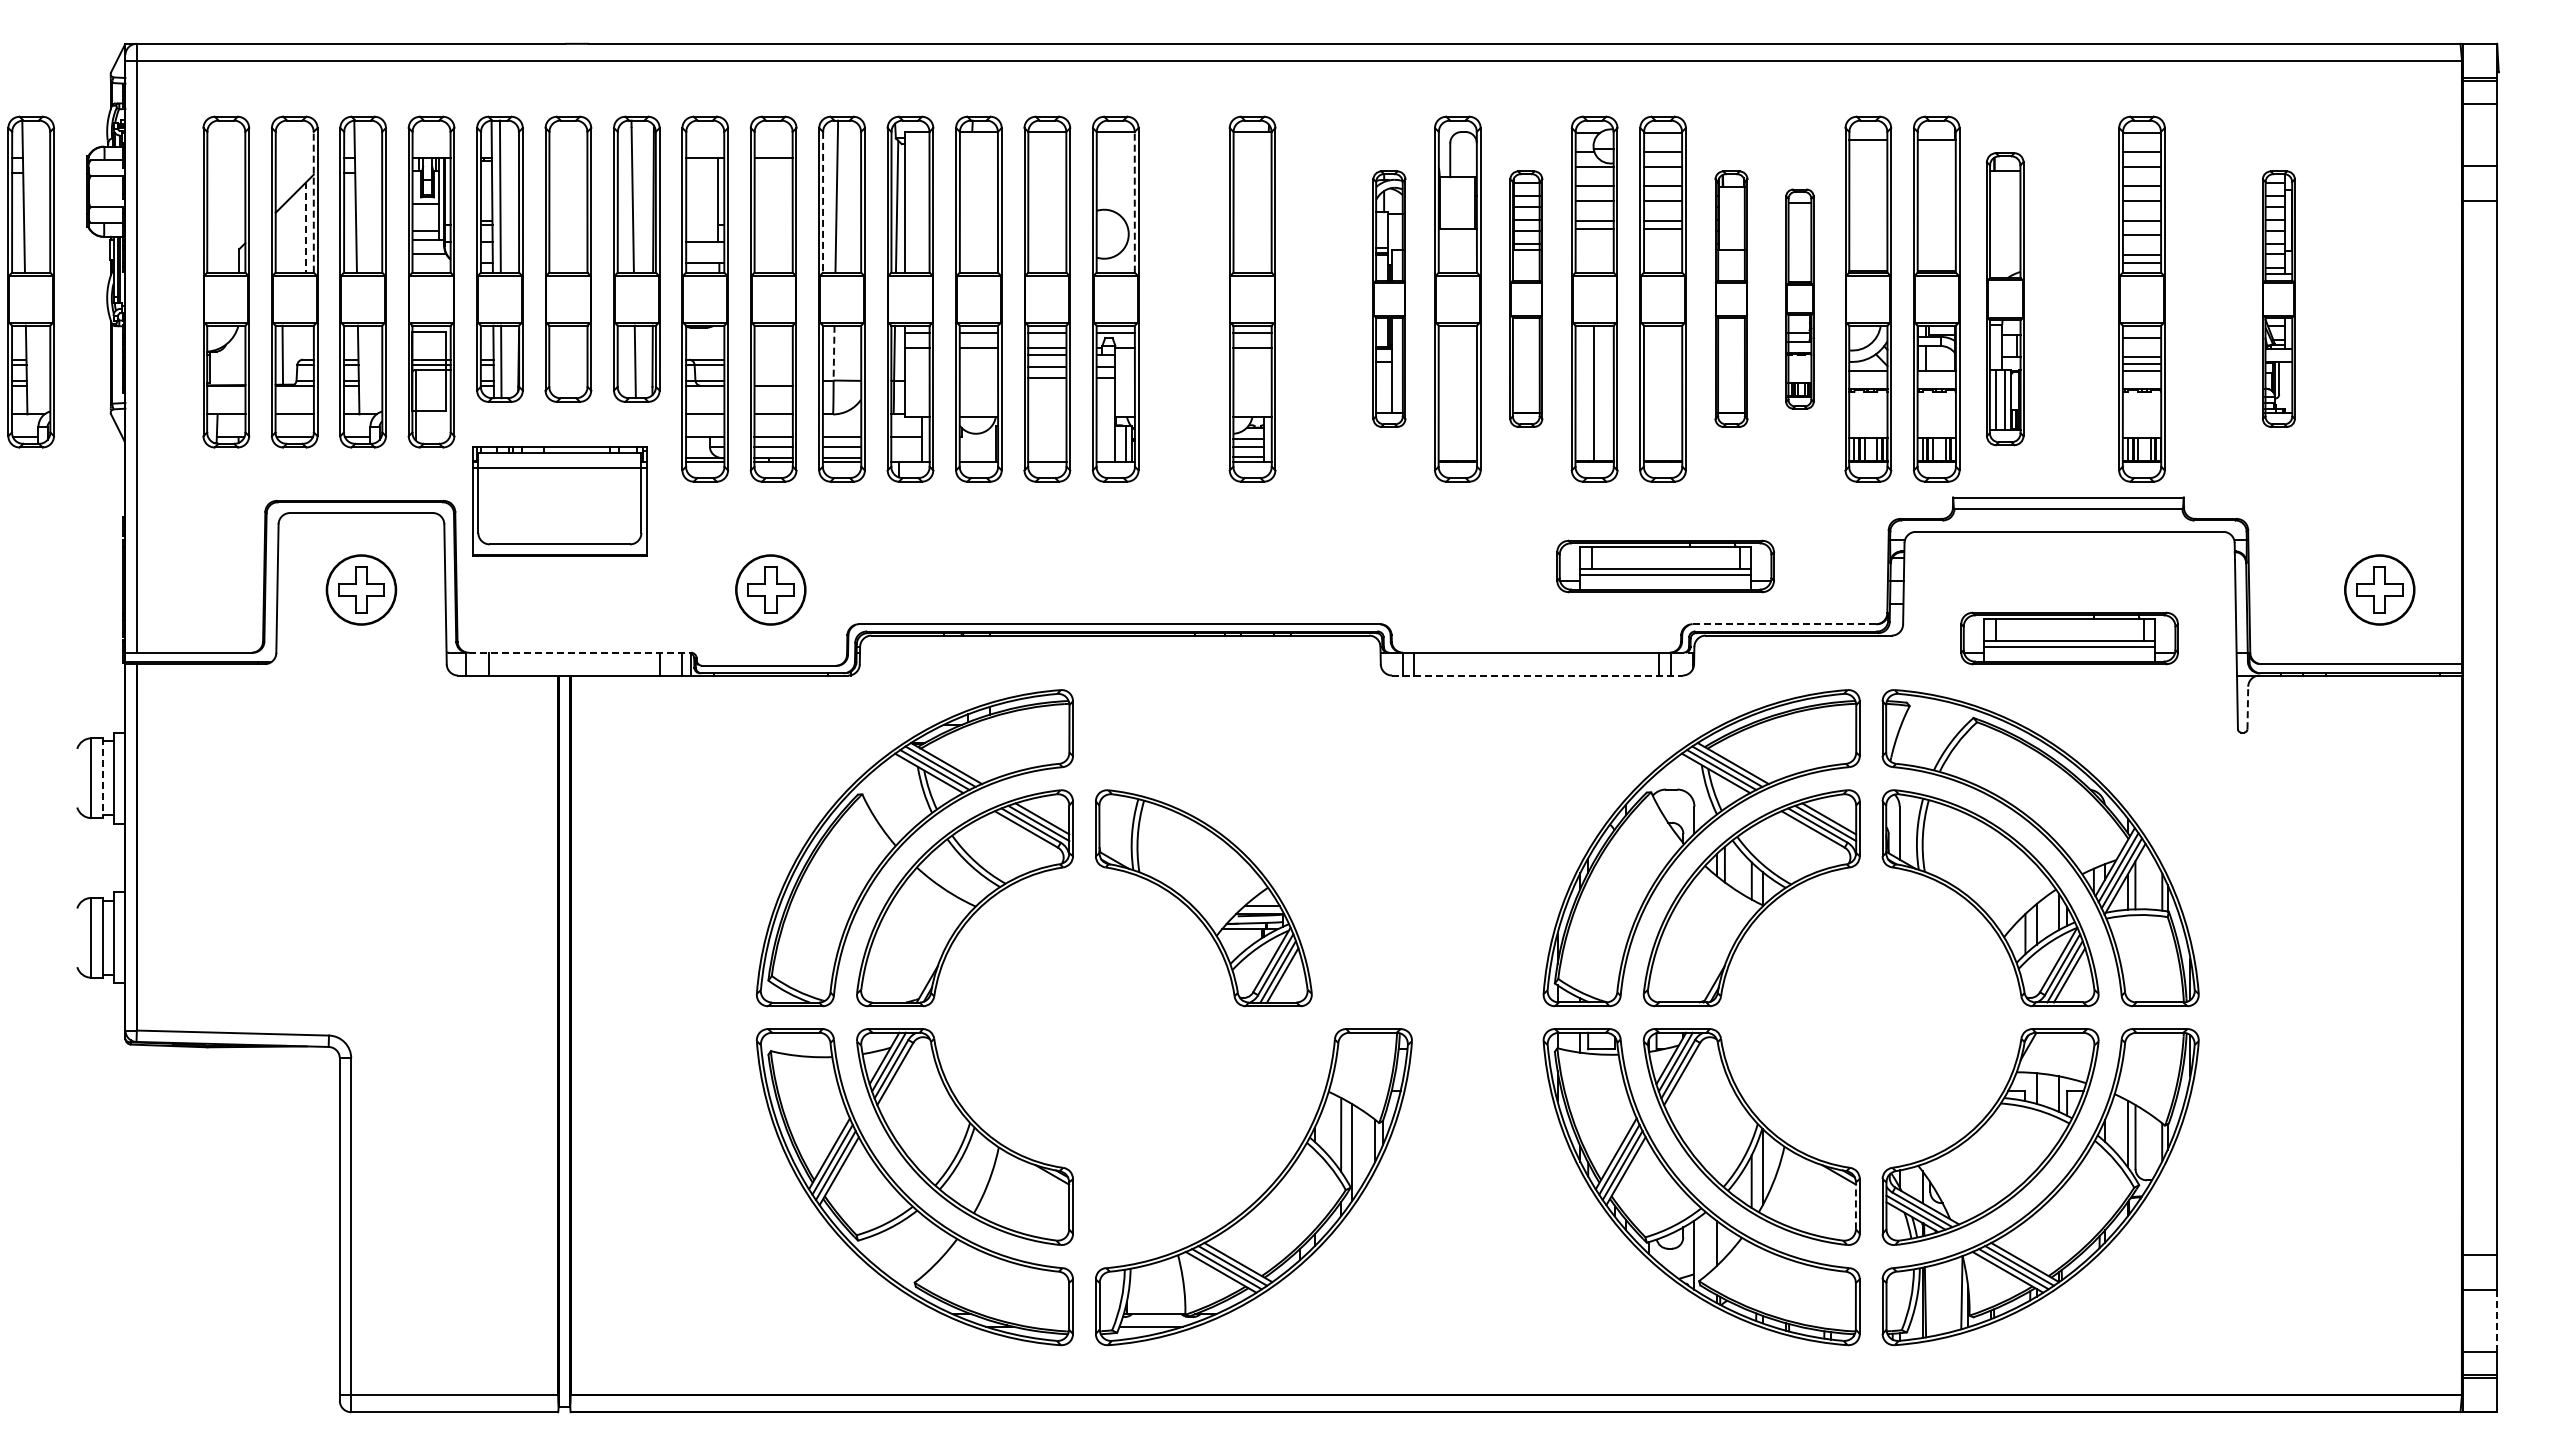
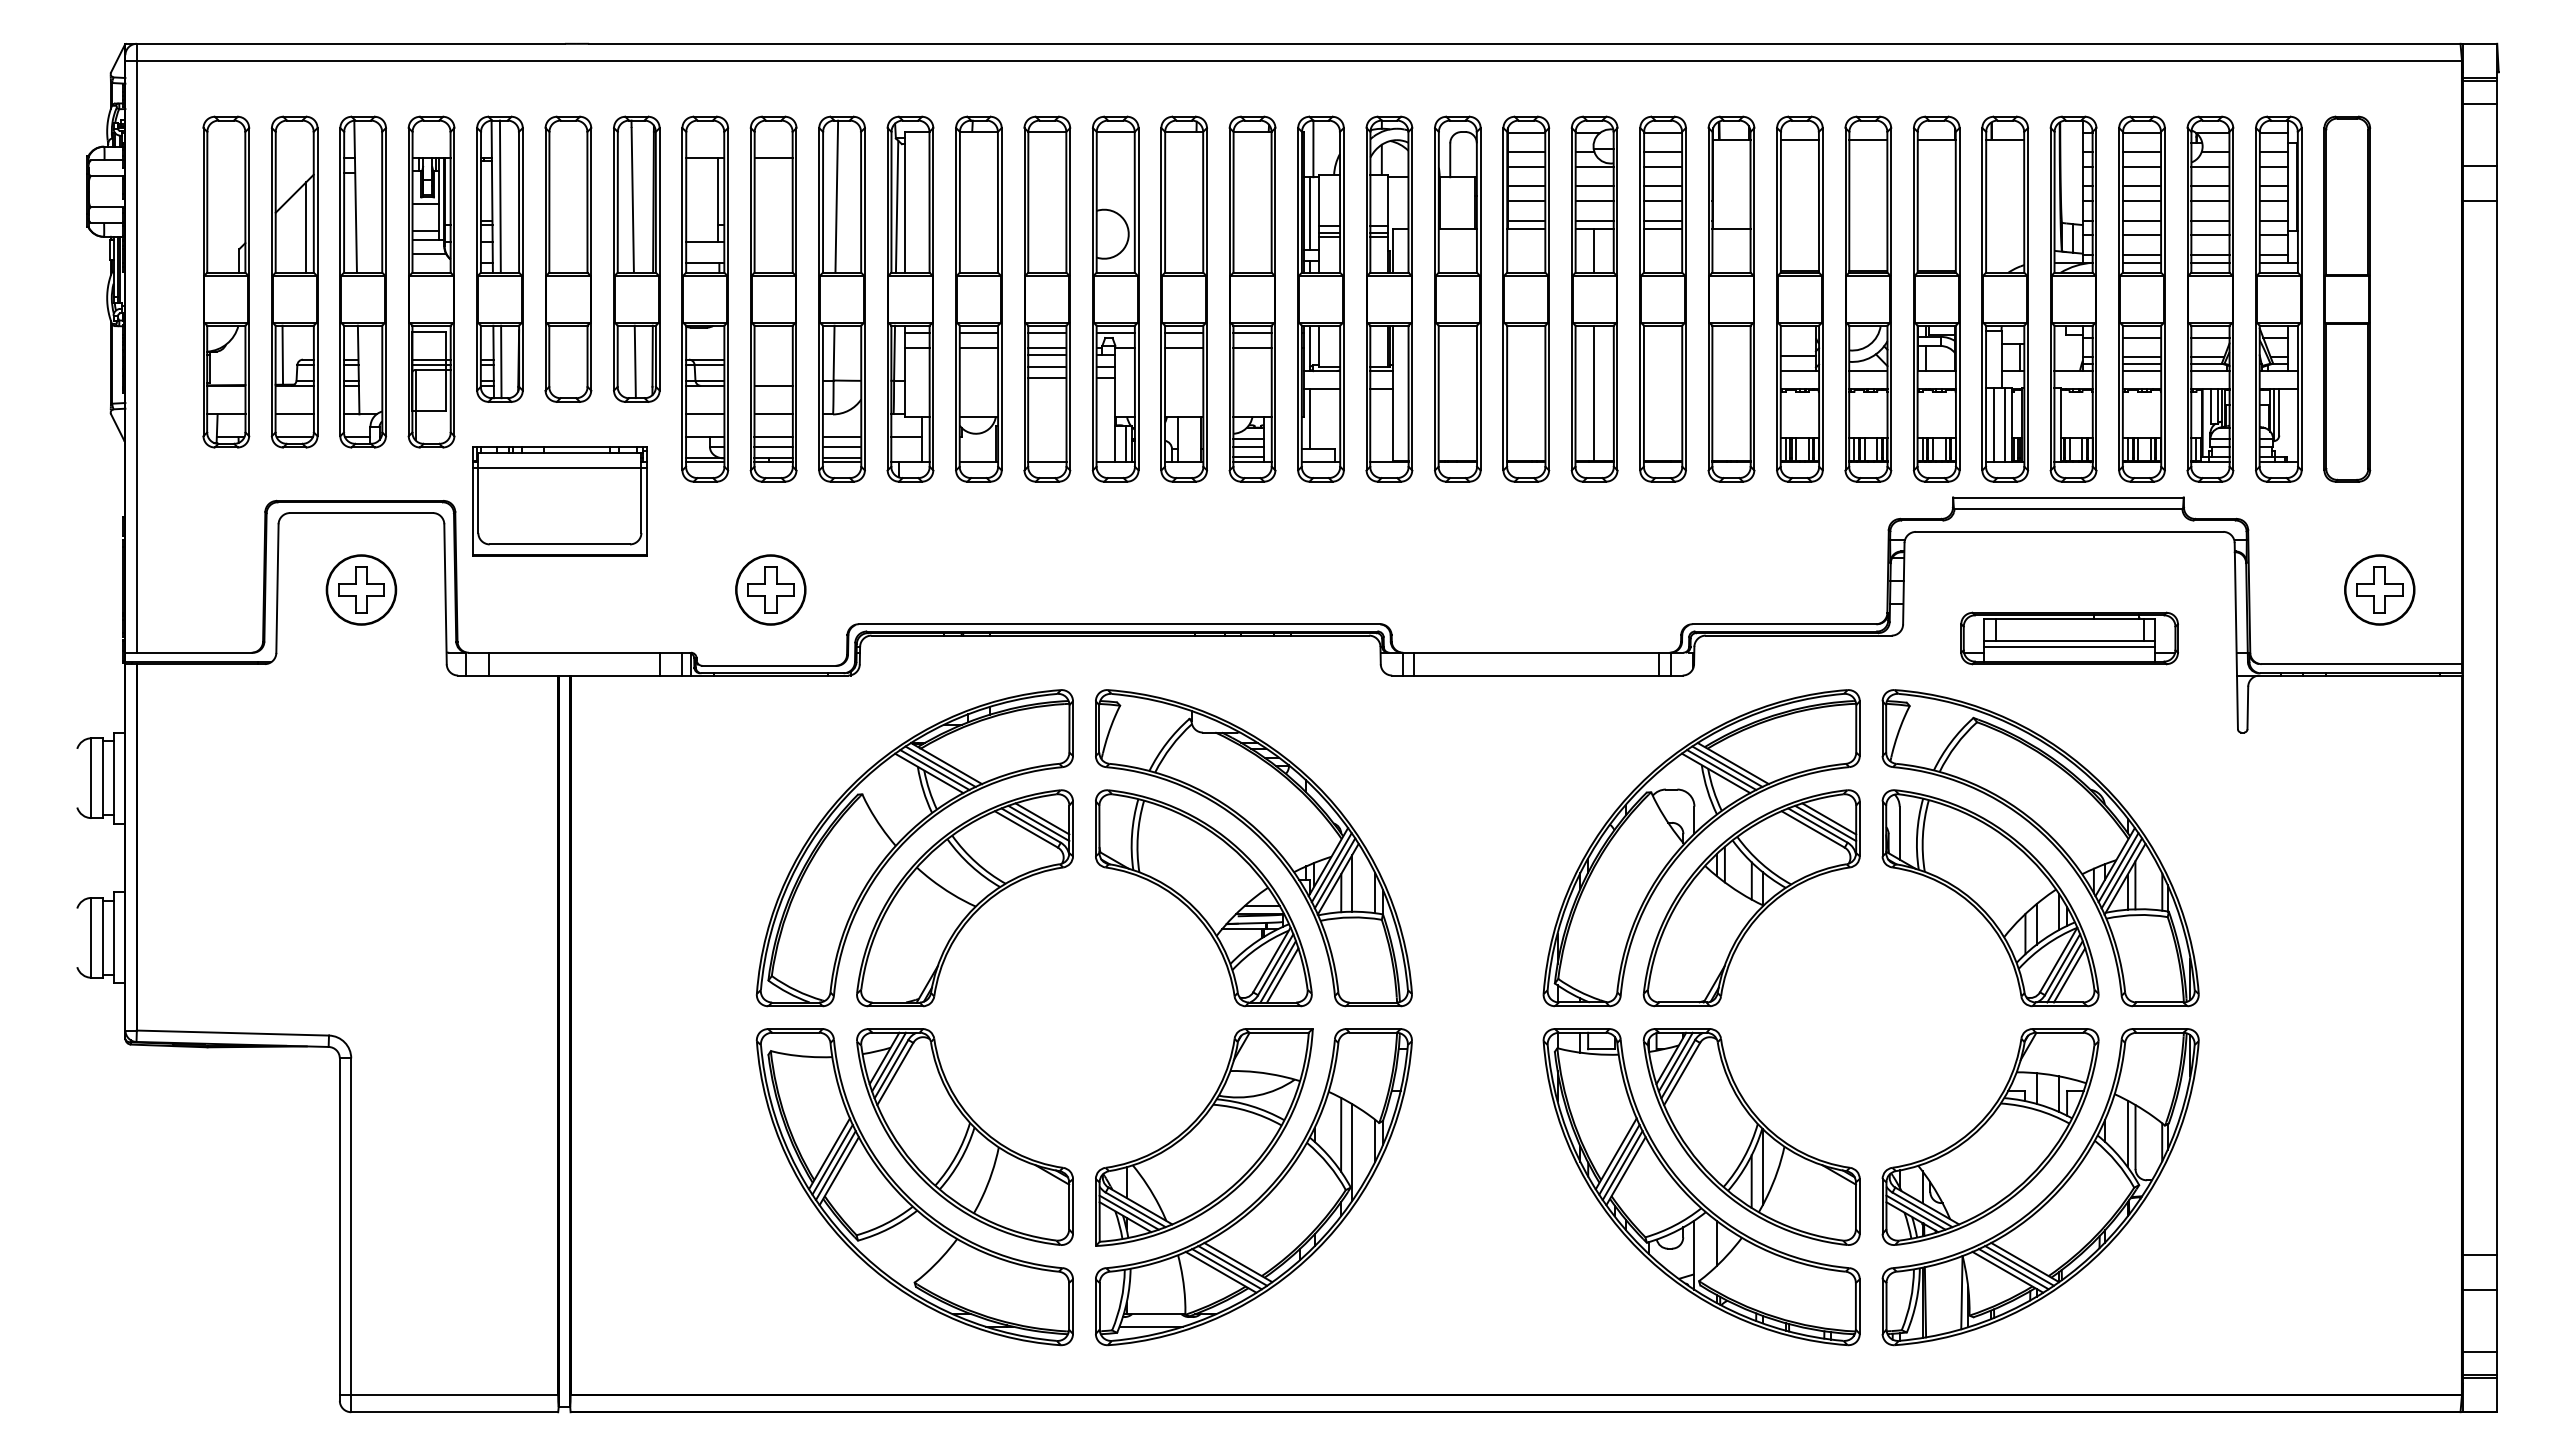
line: dashed -> solid (313, 201)
line: dashed -> solid (1134, 201)
line: dashed -> solid (823, 202)
line: dashed -> solid (306, 227)
line: none -> present (1593, 250)
part: present -> none (30, 281)
part: none -> present (1184, 298)
part: none -> present (1320, 298)
part size: 35x258 px -> 49x368 px (1389, 298)
part size: 35x258 px -> 49x368 px (1526, 298)
part size: 35x258 px -> 49x368 px (1731, 298)
part size: 30x222 px -> 48x368 px (1799, 298)
part: none -> present (2073, 298)
part: none -> present (2210, 298)
part size: 35x258 px -> 48x368 px (2278, 298)
part: none -> present (2347, 298)
part size: 39x295 px -> 49x368 px (2005, 298)
line: dashed -> solid (834, 353)
part: present -> none (1665, 566)
line: dashed -> solid (1784, 624)
line: dashed -> solid (580, 652)
line: dashed -> solid (1537, 675)
line: dashed -> solid (2247, 707)
line: dashed -> solid (102, 778)
part: none -> present (1261, 840)
part: none -> present (1204, 1137)
line: dashed -> solid (1855, 1205)
line: dashed -> solid (2497, 1321)
